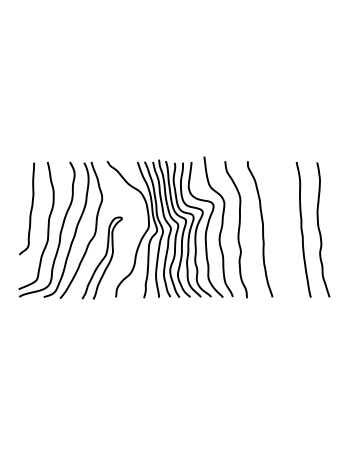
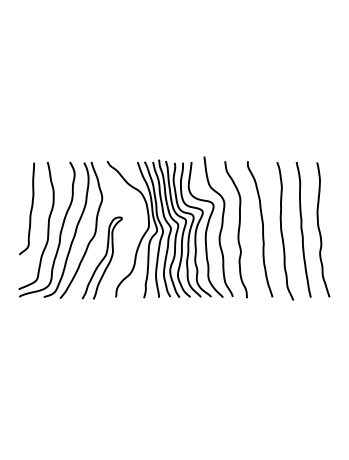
curve: none -> present (282, 231)
